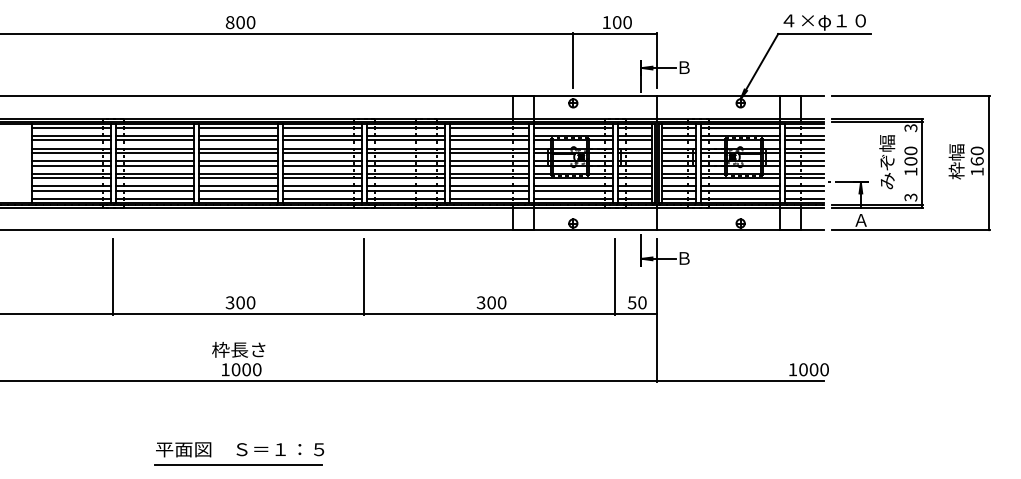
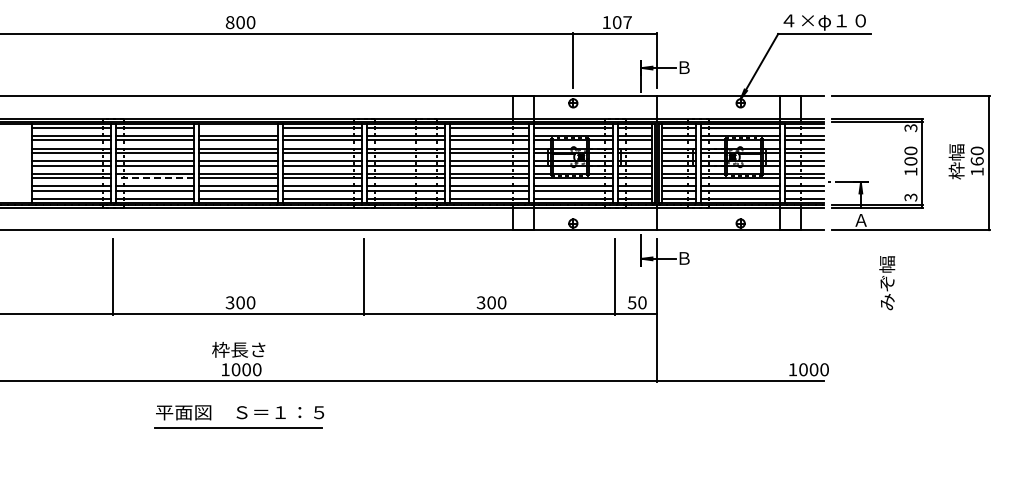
text: 100 -> 107 (627, 22)
line: present -> none (238, 127)
text position: (887, 162) -> (887, 283) (887, 283)
line: solid -> dashed (154, 178)
part position: (239, 453) -> (239, 416) (239, 416)
